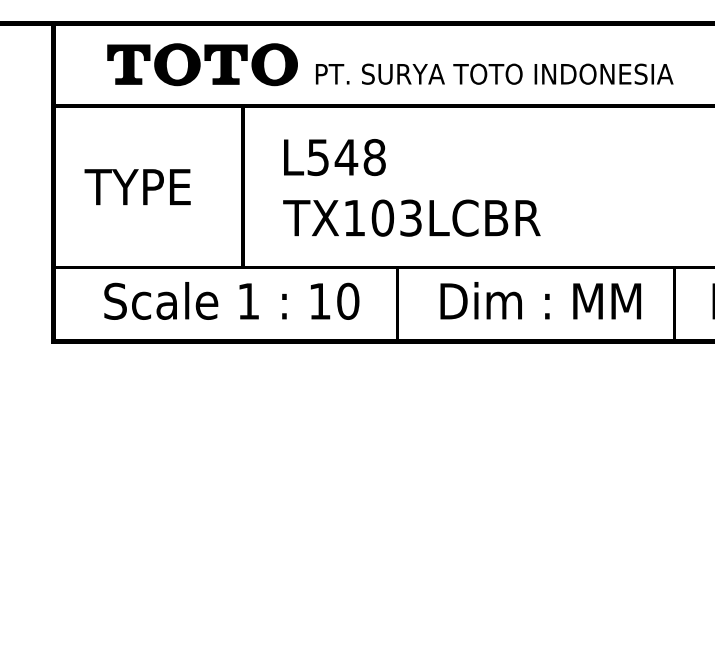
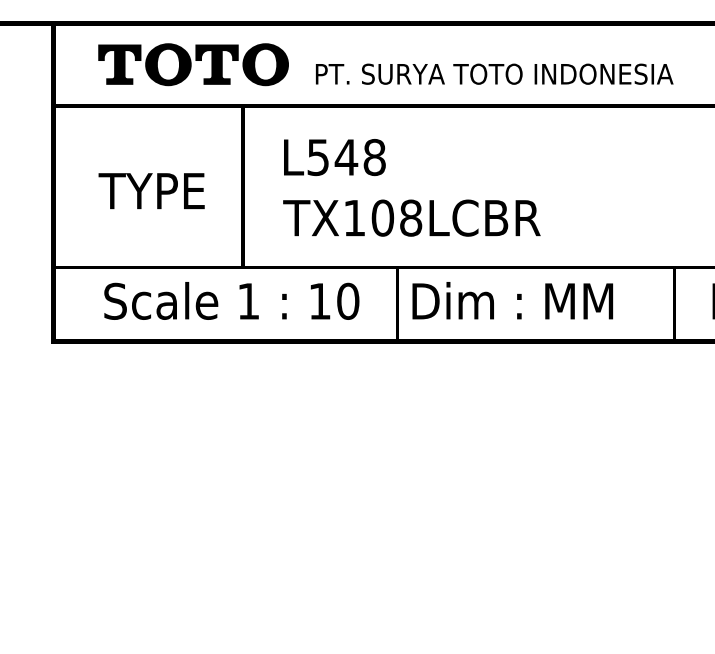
part position: (202, 64) -> (193, 64) (193, 64)
text position: (137, 187) -> (151, 191) (151, 191)
text: TX103LCBR -> TX108LCBR (411, 217)
text position: (540, 300) -> (512, 300) (512, 300)
